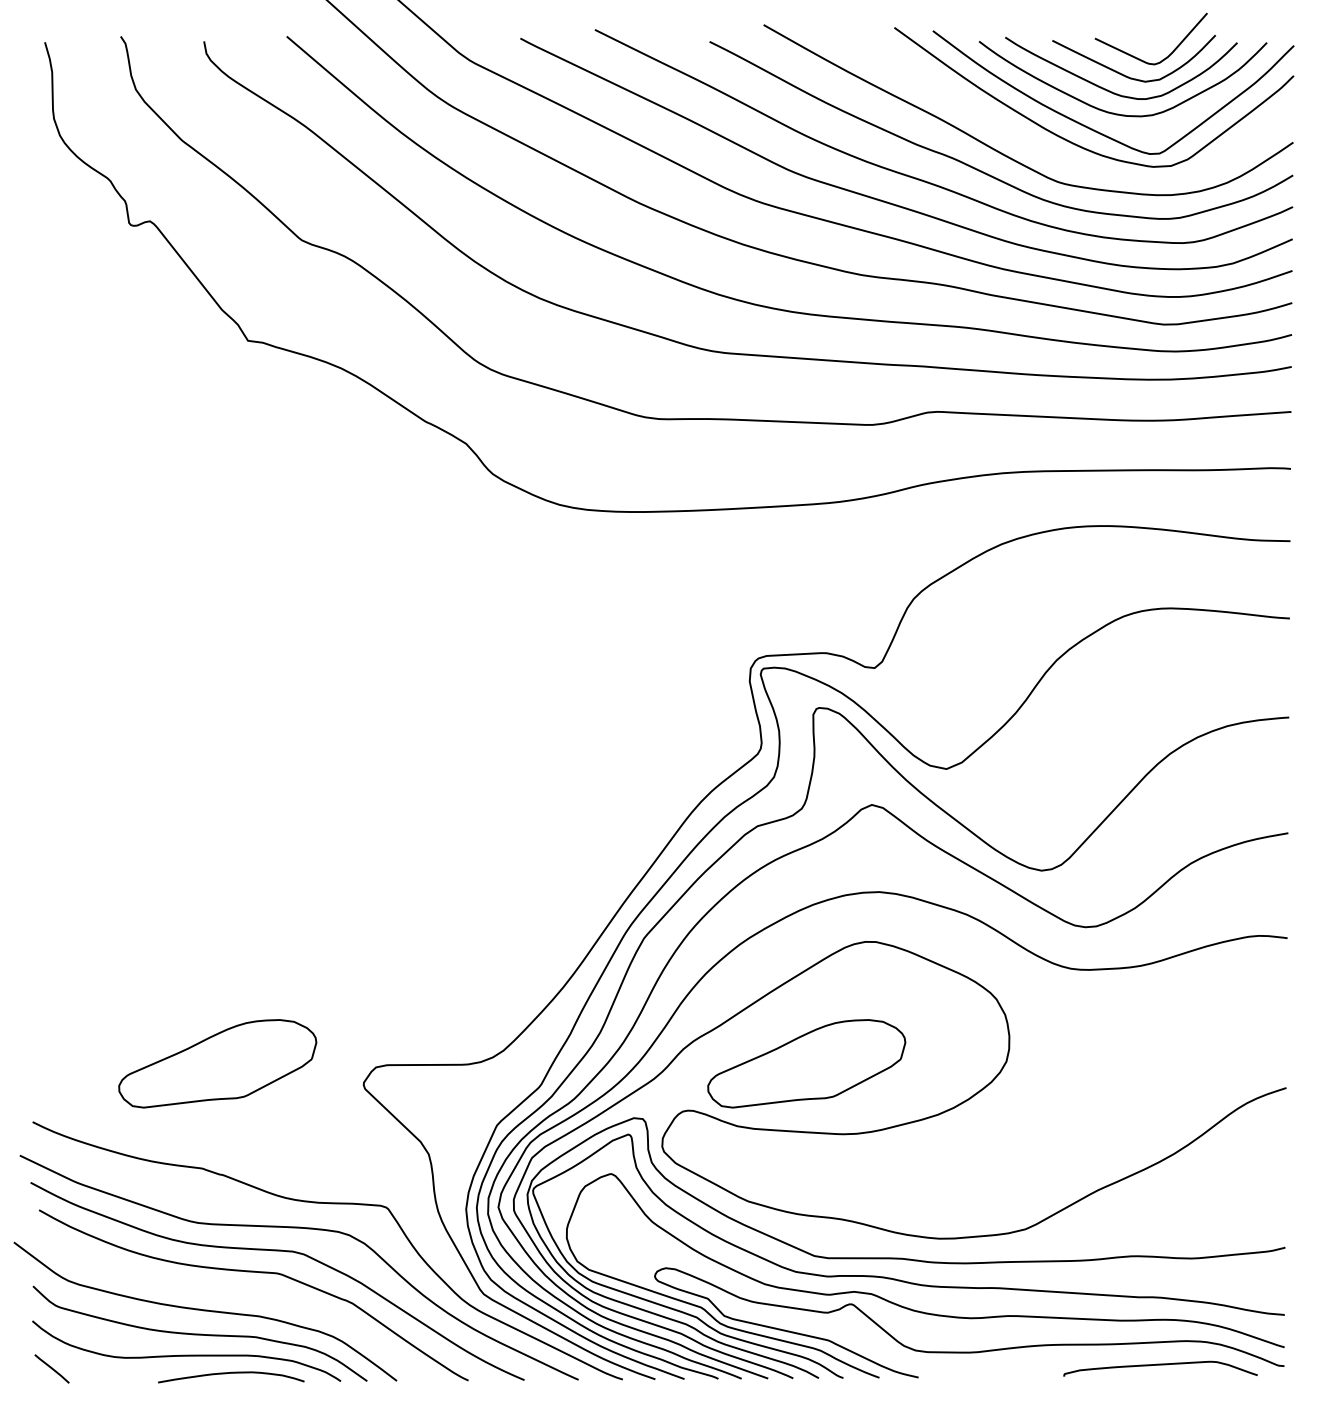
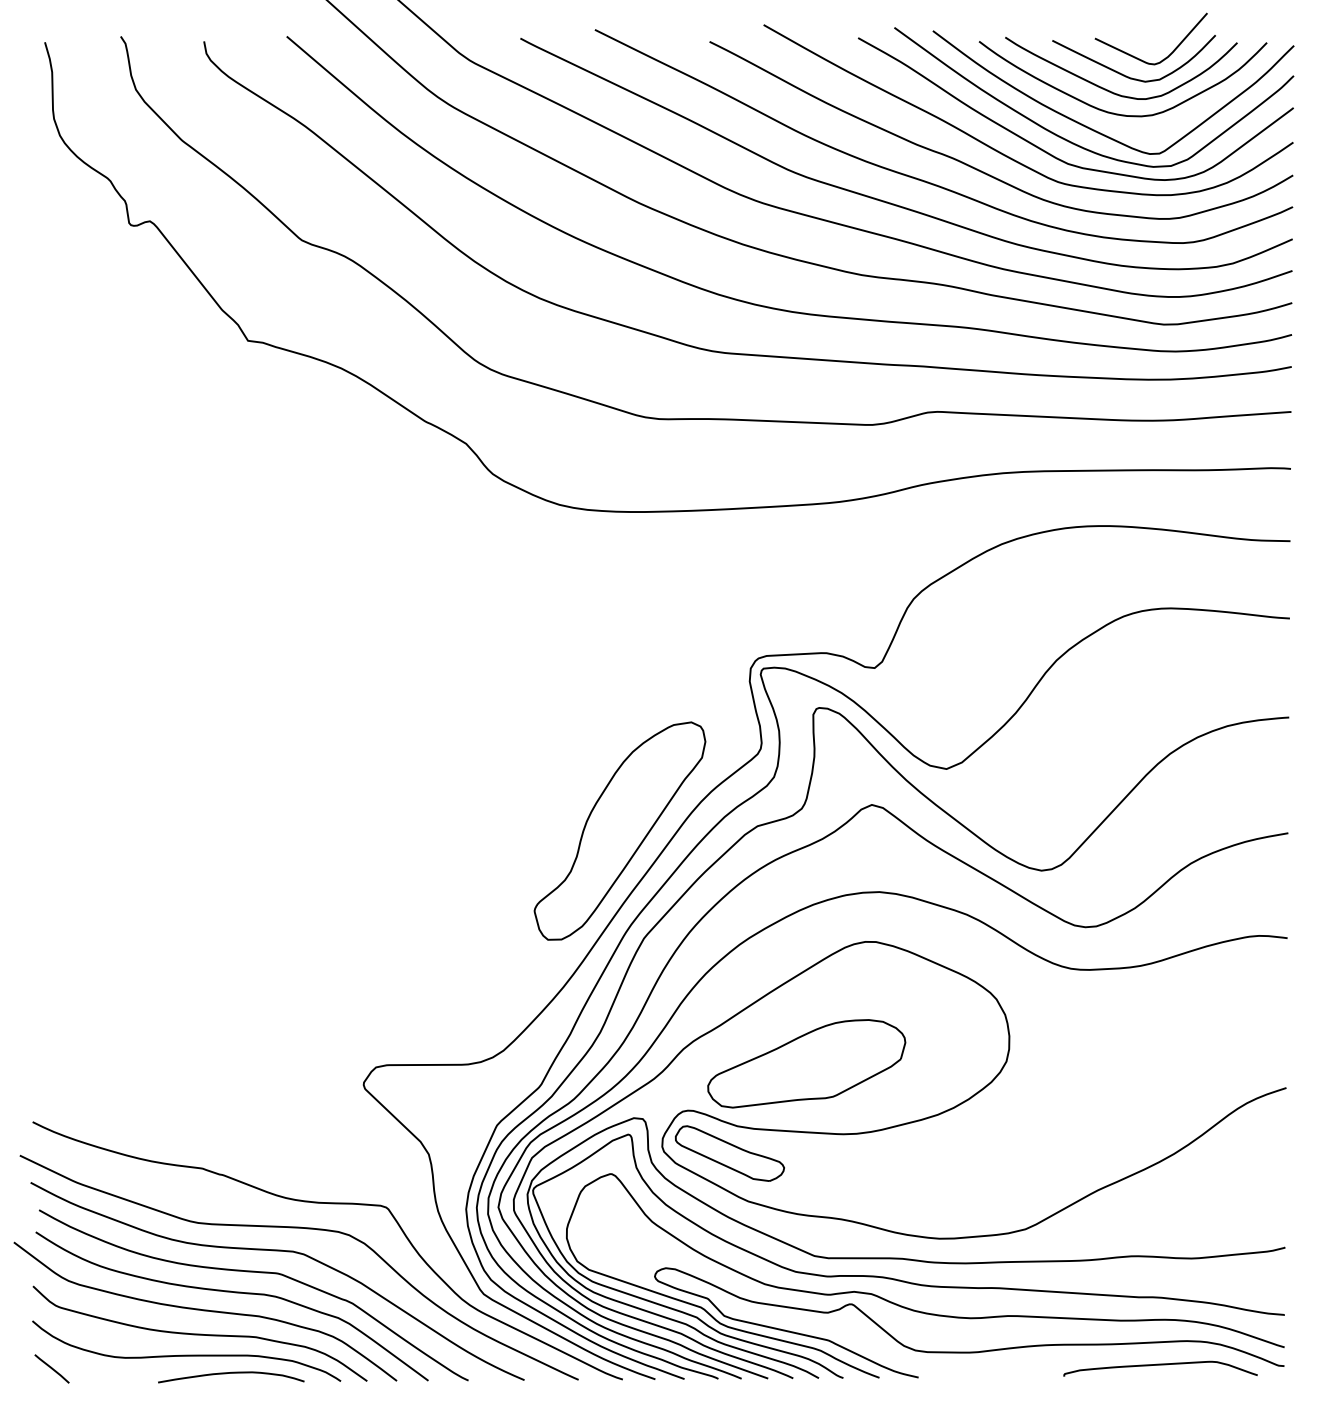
curve: none -> present (1052, 154)
part: none -> present (619, 830)
part: present -> none (217, 1063)
part: none -> present (729, 1153)
curve: none -> present (234, 1293)
